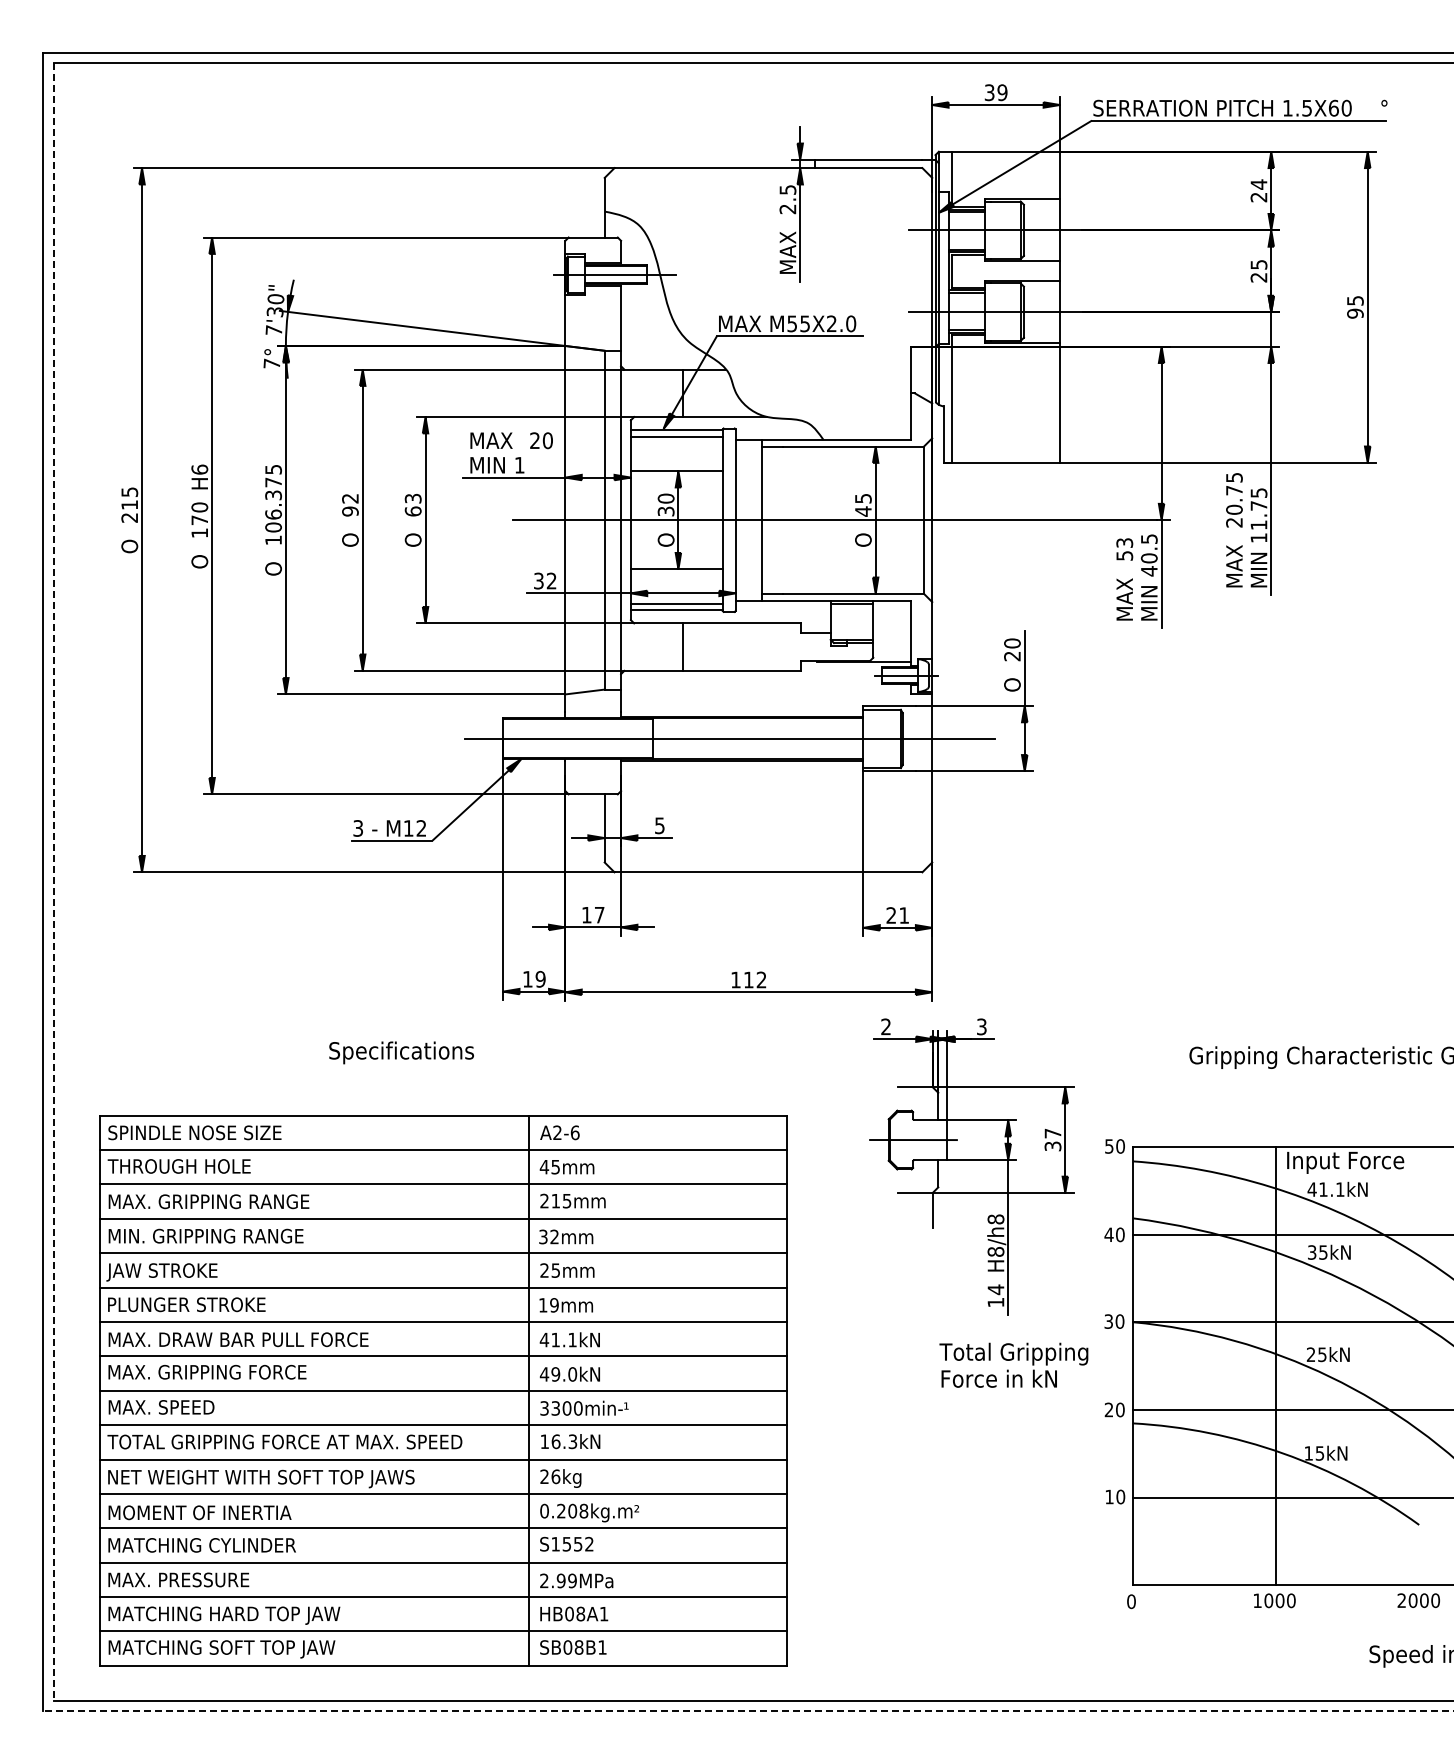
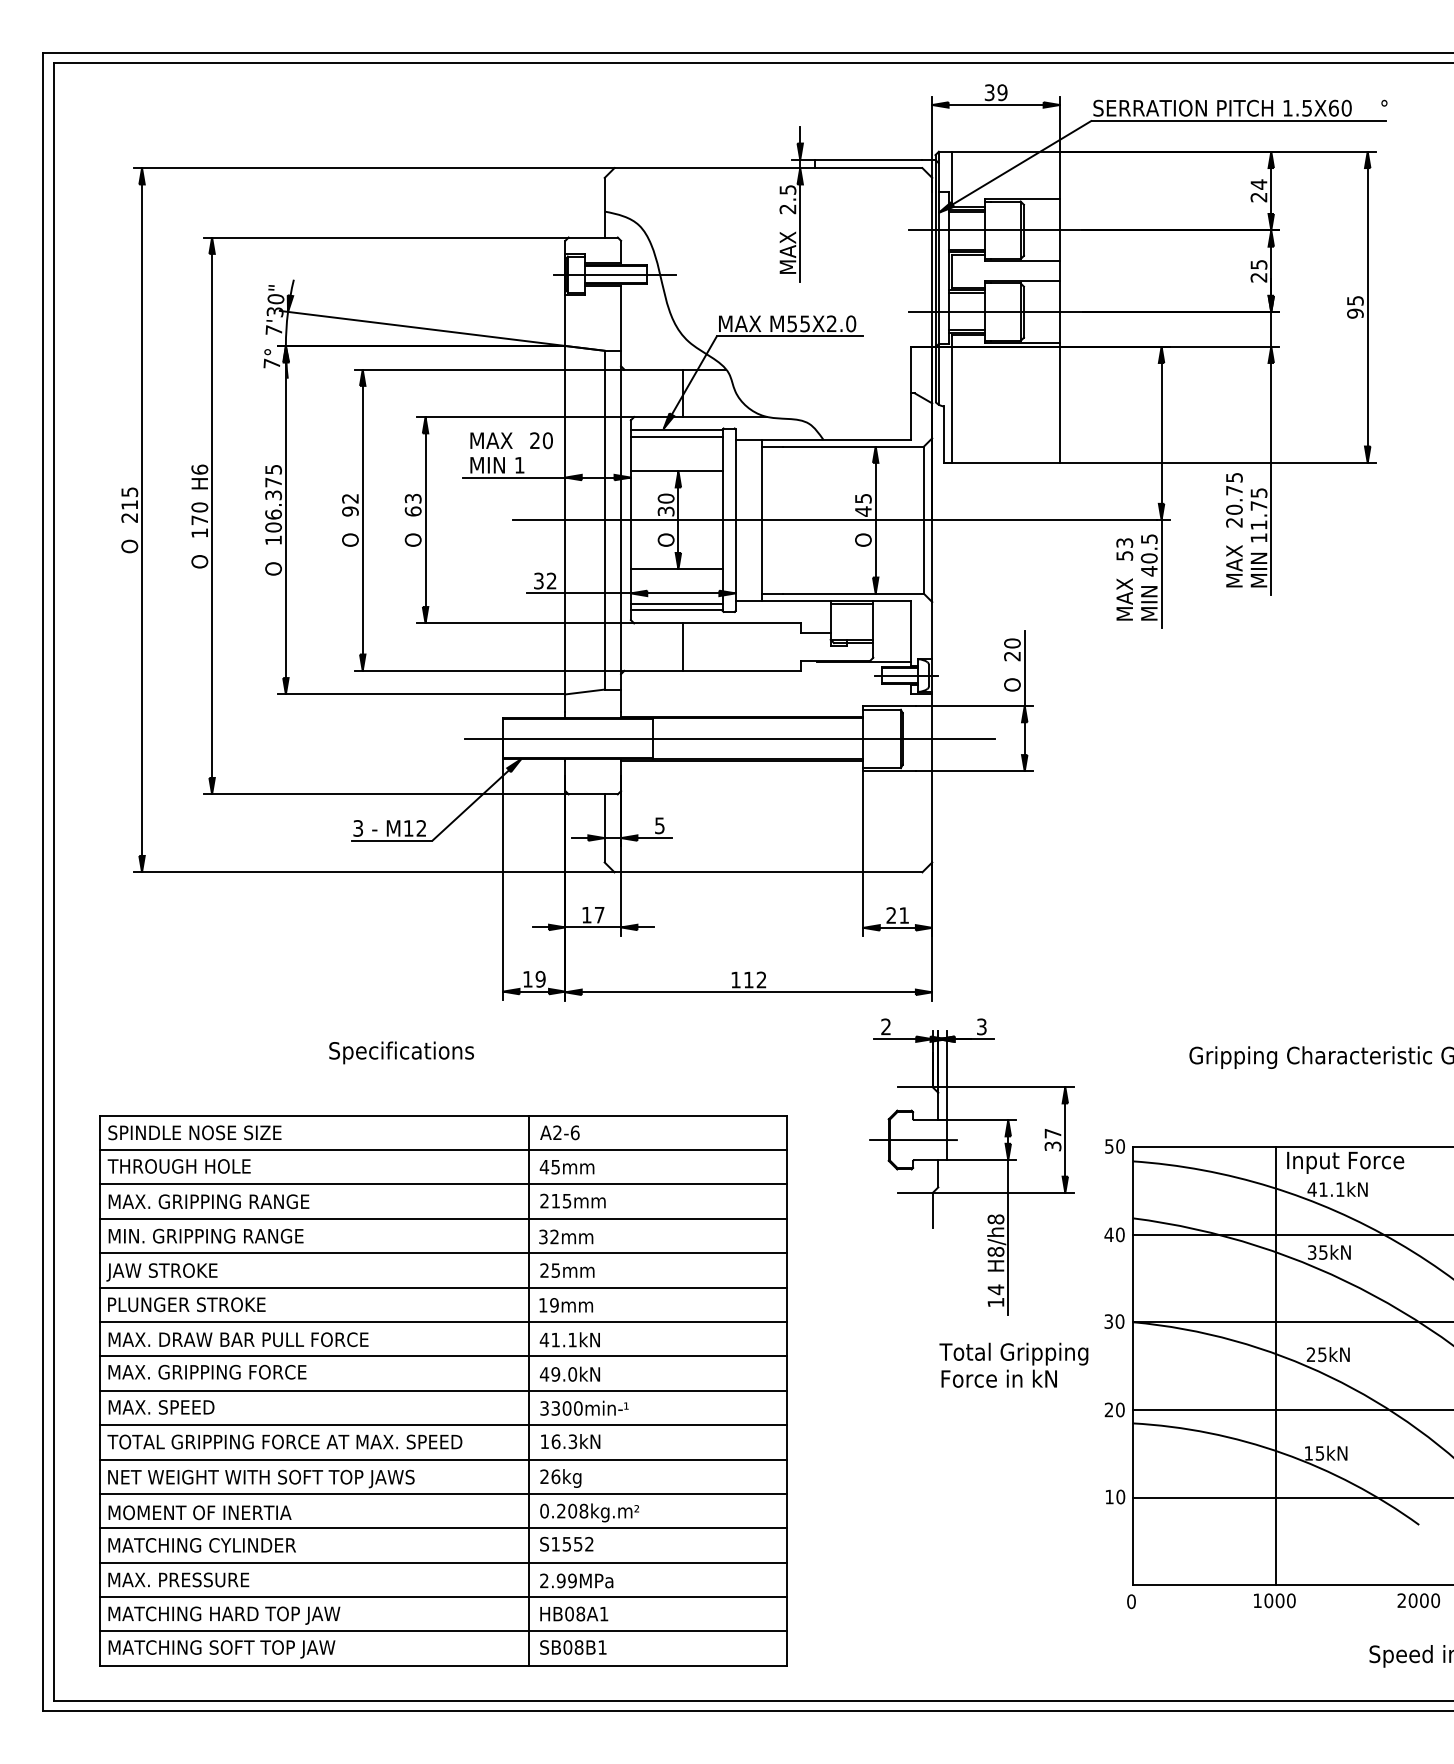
line: dashed -> solid (53, 881)
line: dashed -> solid (748, 1711)
